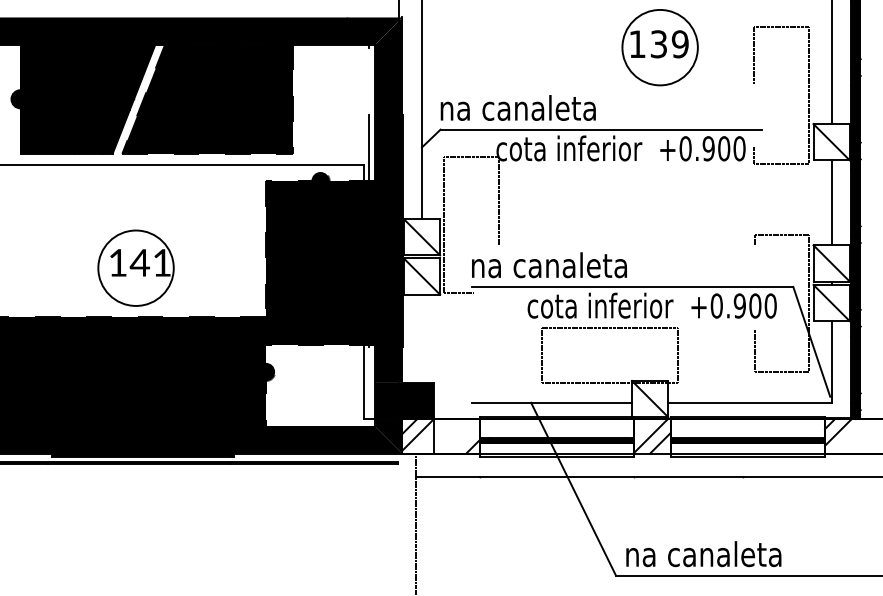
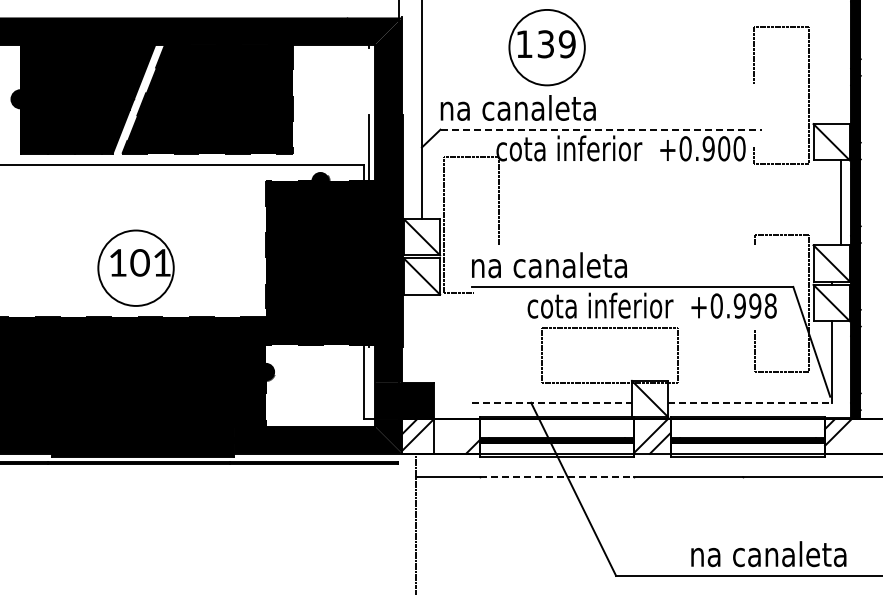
part position: (659, 47) -> (546, 47) (546, 47)
line: present -> none (831, 63)
line: solid -> dashed (601, 129)
line position: (831, 202) -> (840, 202) (840, 202)
text: 141 -> 101 (139, 262)
text: +0.900 -> +0.998 (762, 305)
line: solid -> dashed (552, 402)
line: solid -> dashed (750, 402)
line: solid -> dashed (557, 476)
text position: (703, 554) -> (768, 554) (768, 554)
